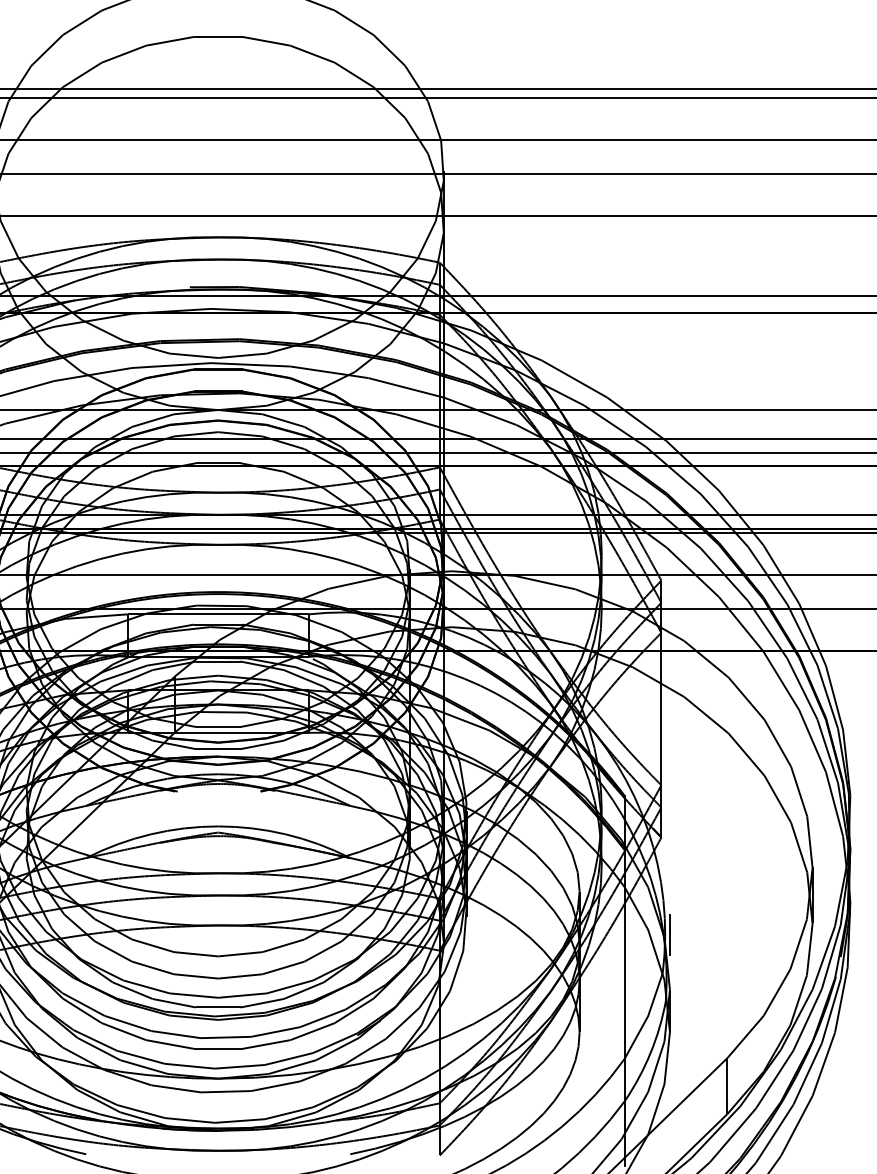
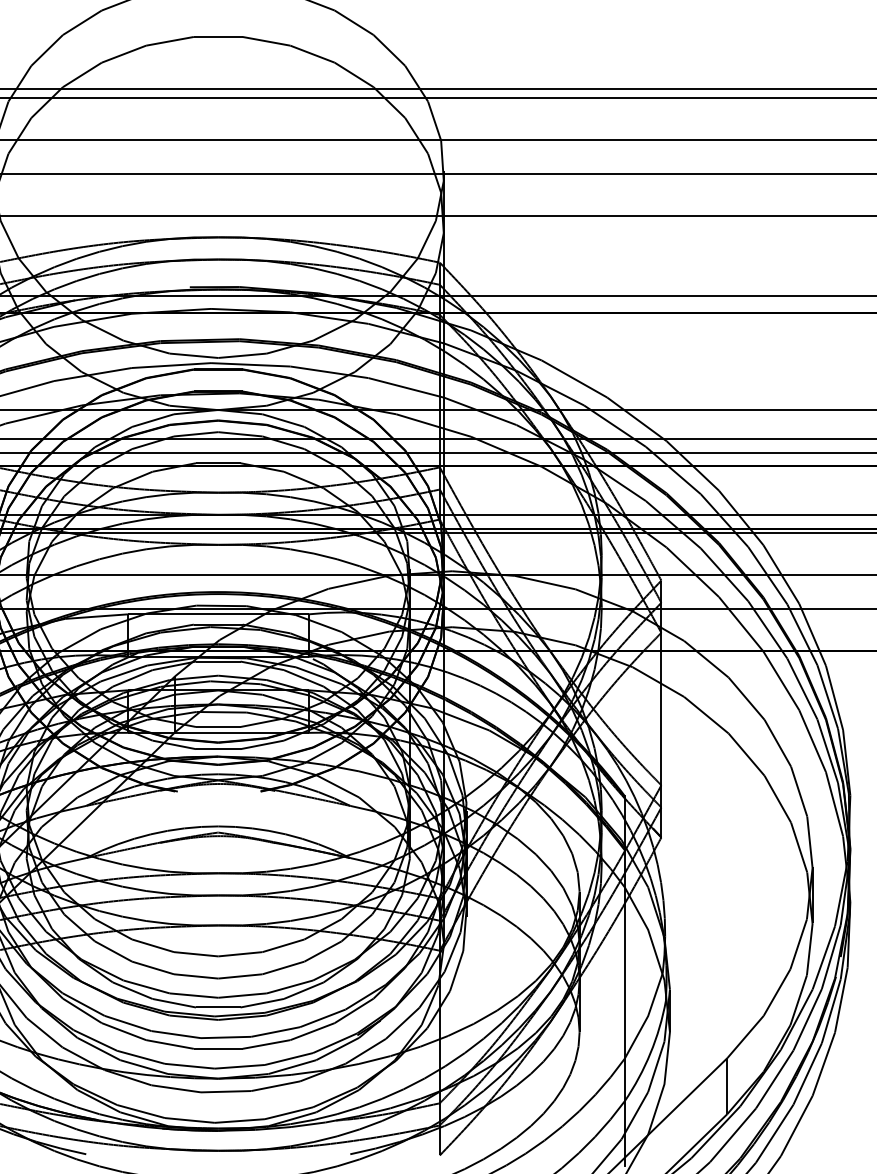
line: present -> none (669, 934)
